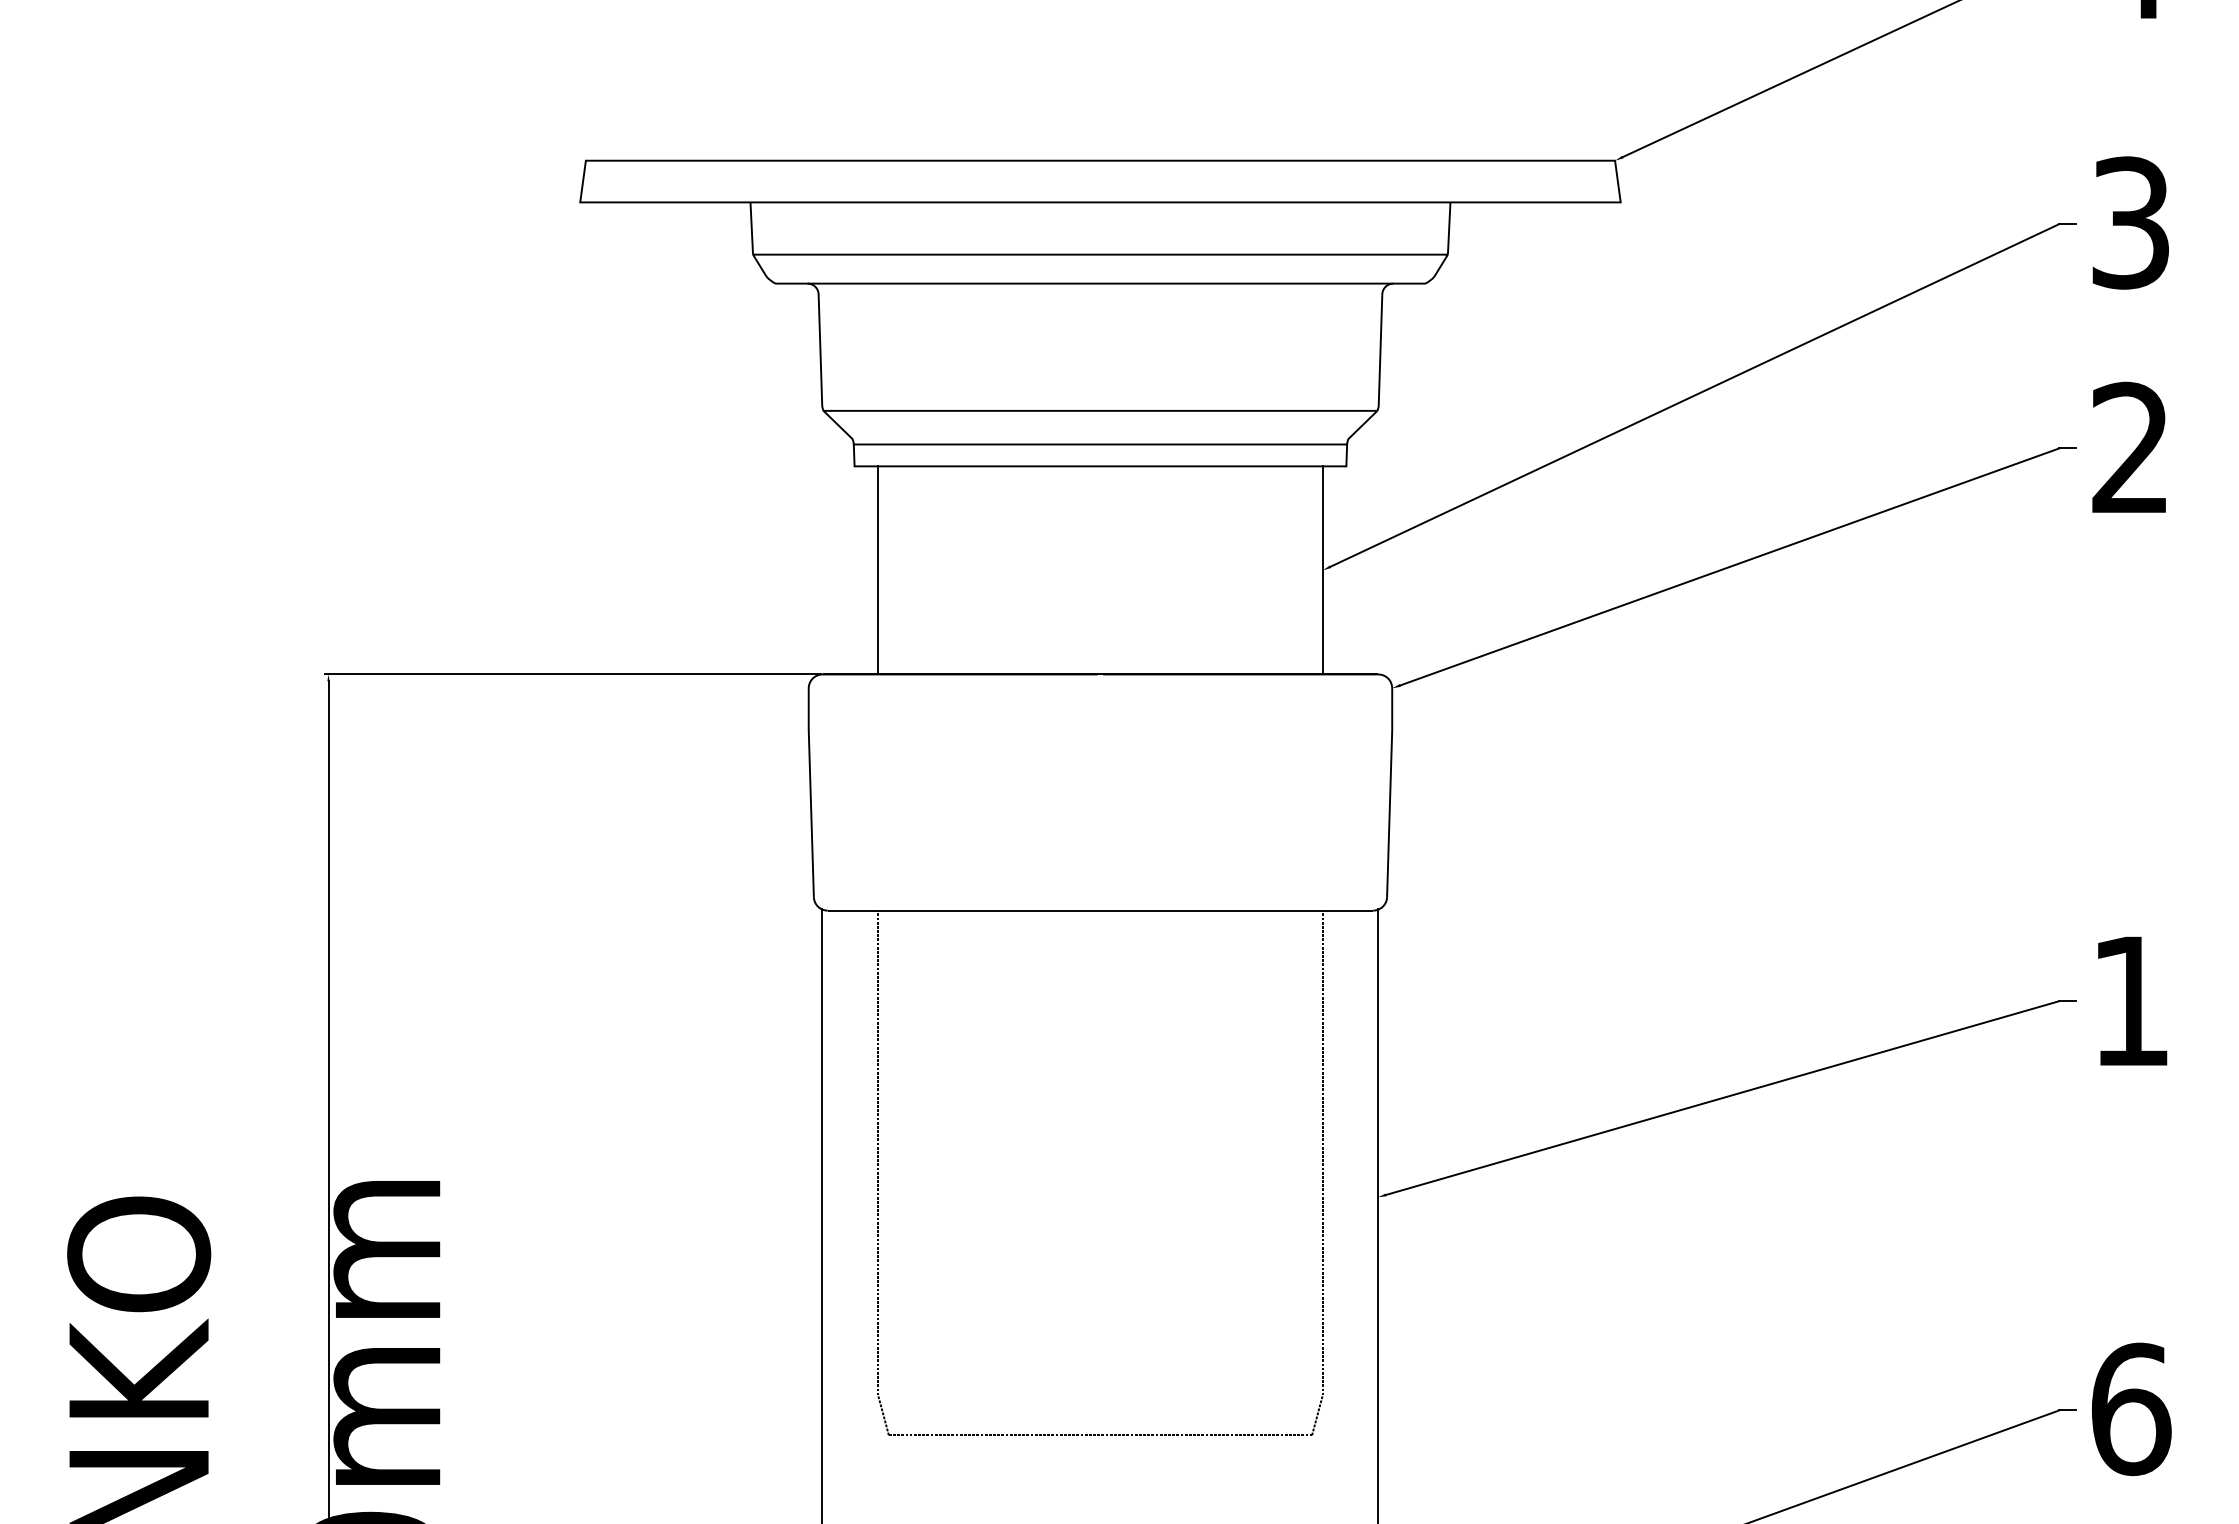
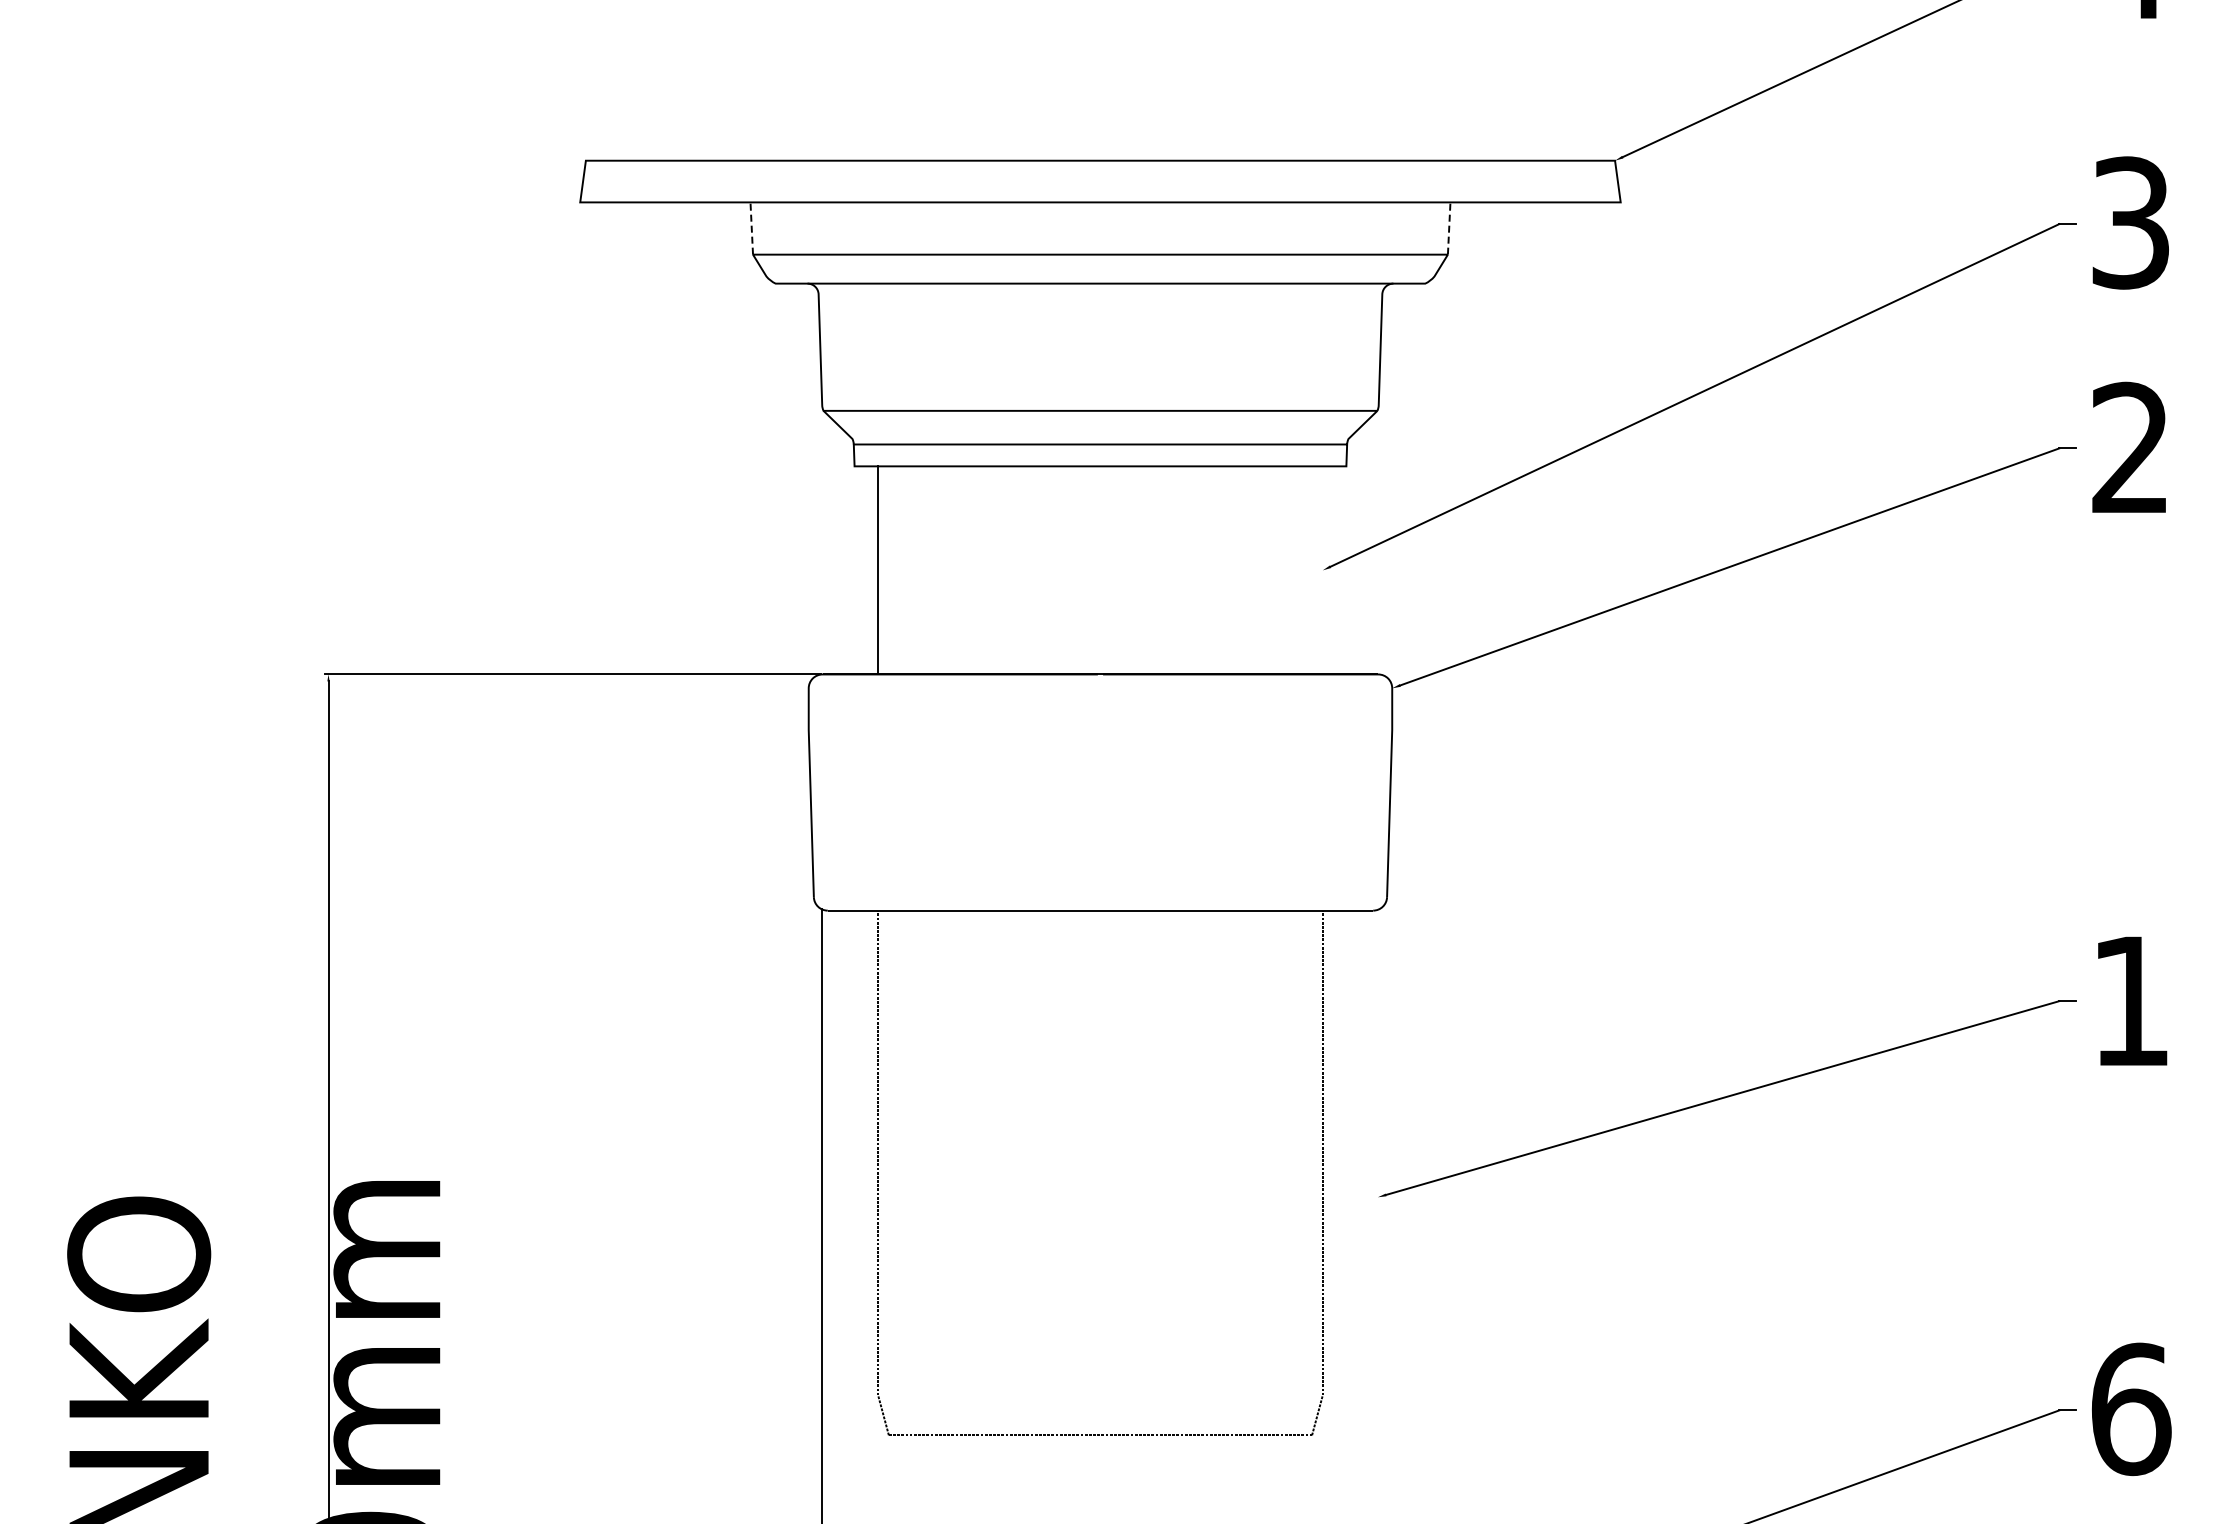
line: solid -> dashed (751, 228)
line: solid -> dashed (1449, 228)
line: present -> none (1322, 570)
line: present -> none (1377, 1214)
